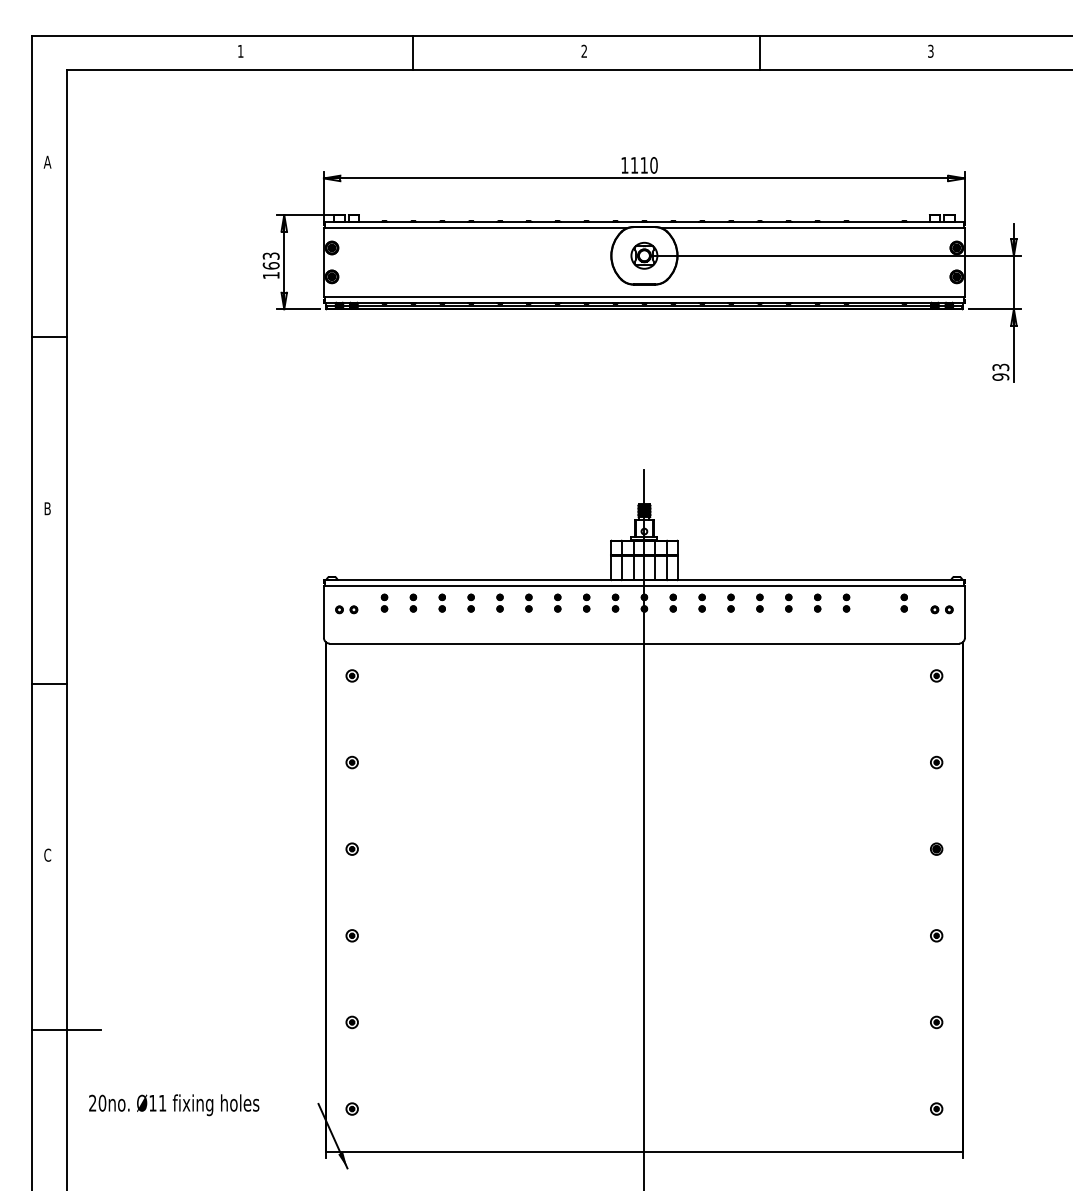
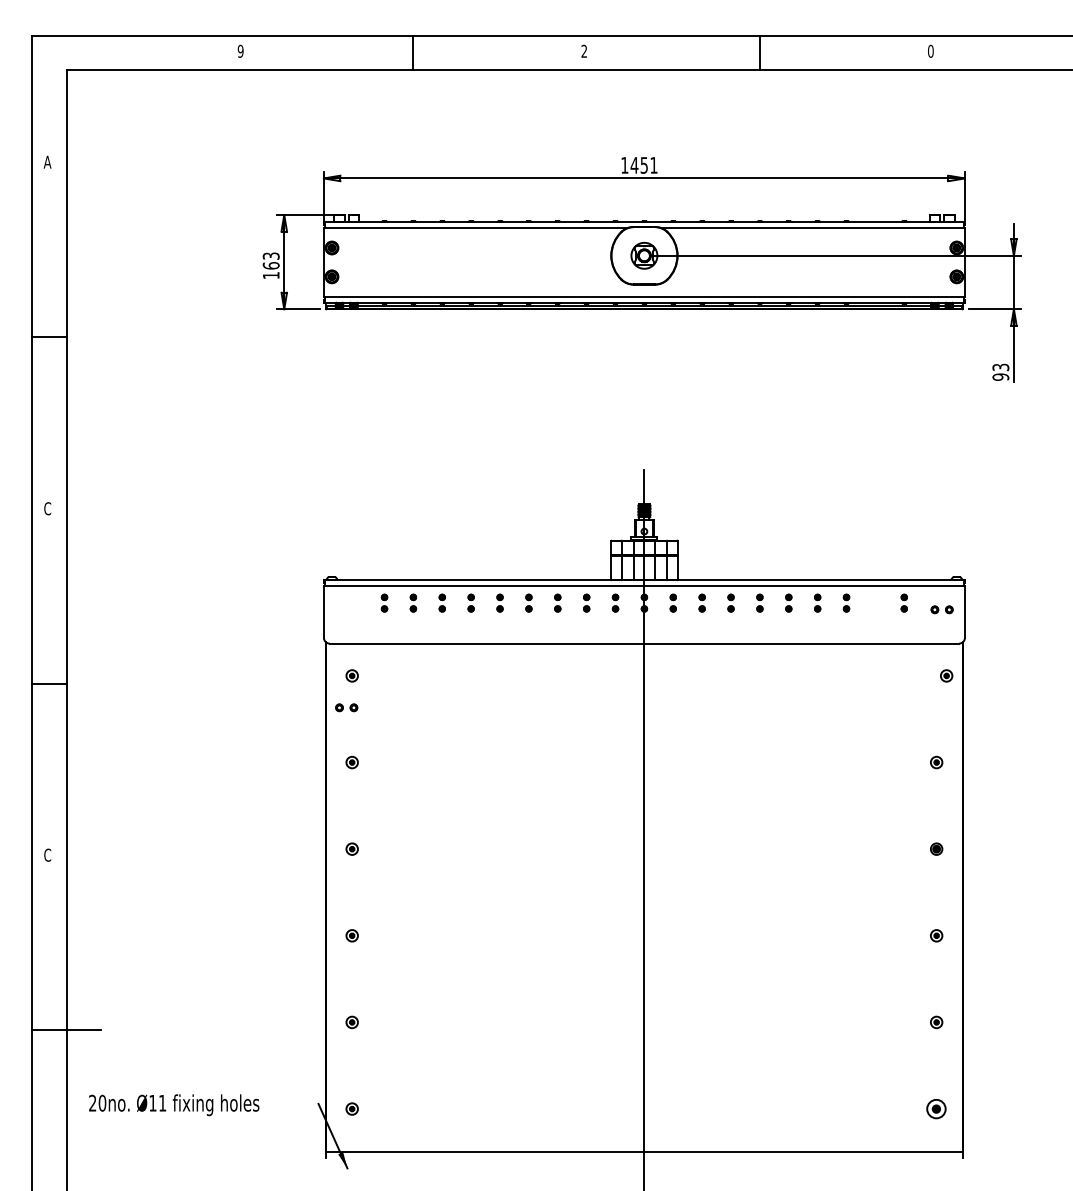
text: 1 -> 9 (240, 50)
text: 3 -> 0 (930, 50)
text: 1110 -> 1451 (643, 165)
text: B -> C (47, 508)
part position: (346, 609) -> (346, 707) (346, 707)
part position: (936, 675) -> (946, 675) (946, 675)
part size: 14x14 px -> 21x21 px (936, 1109)
